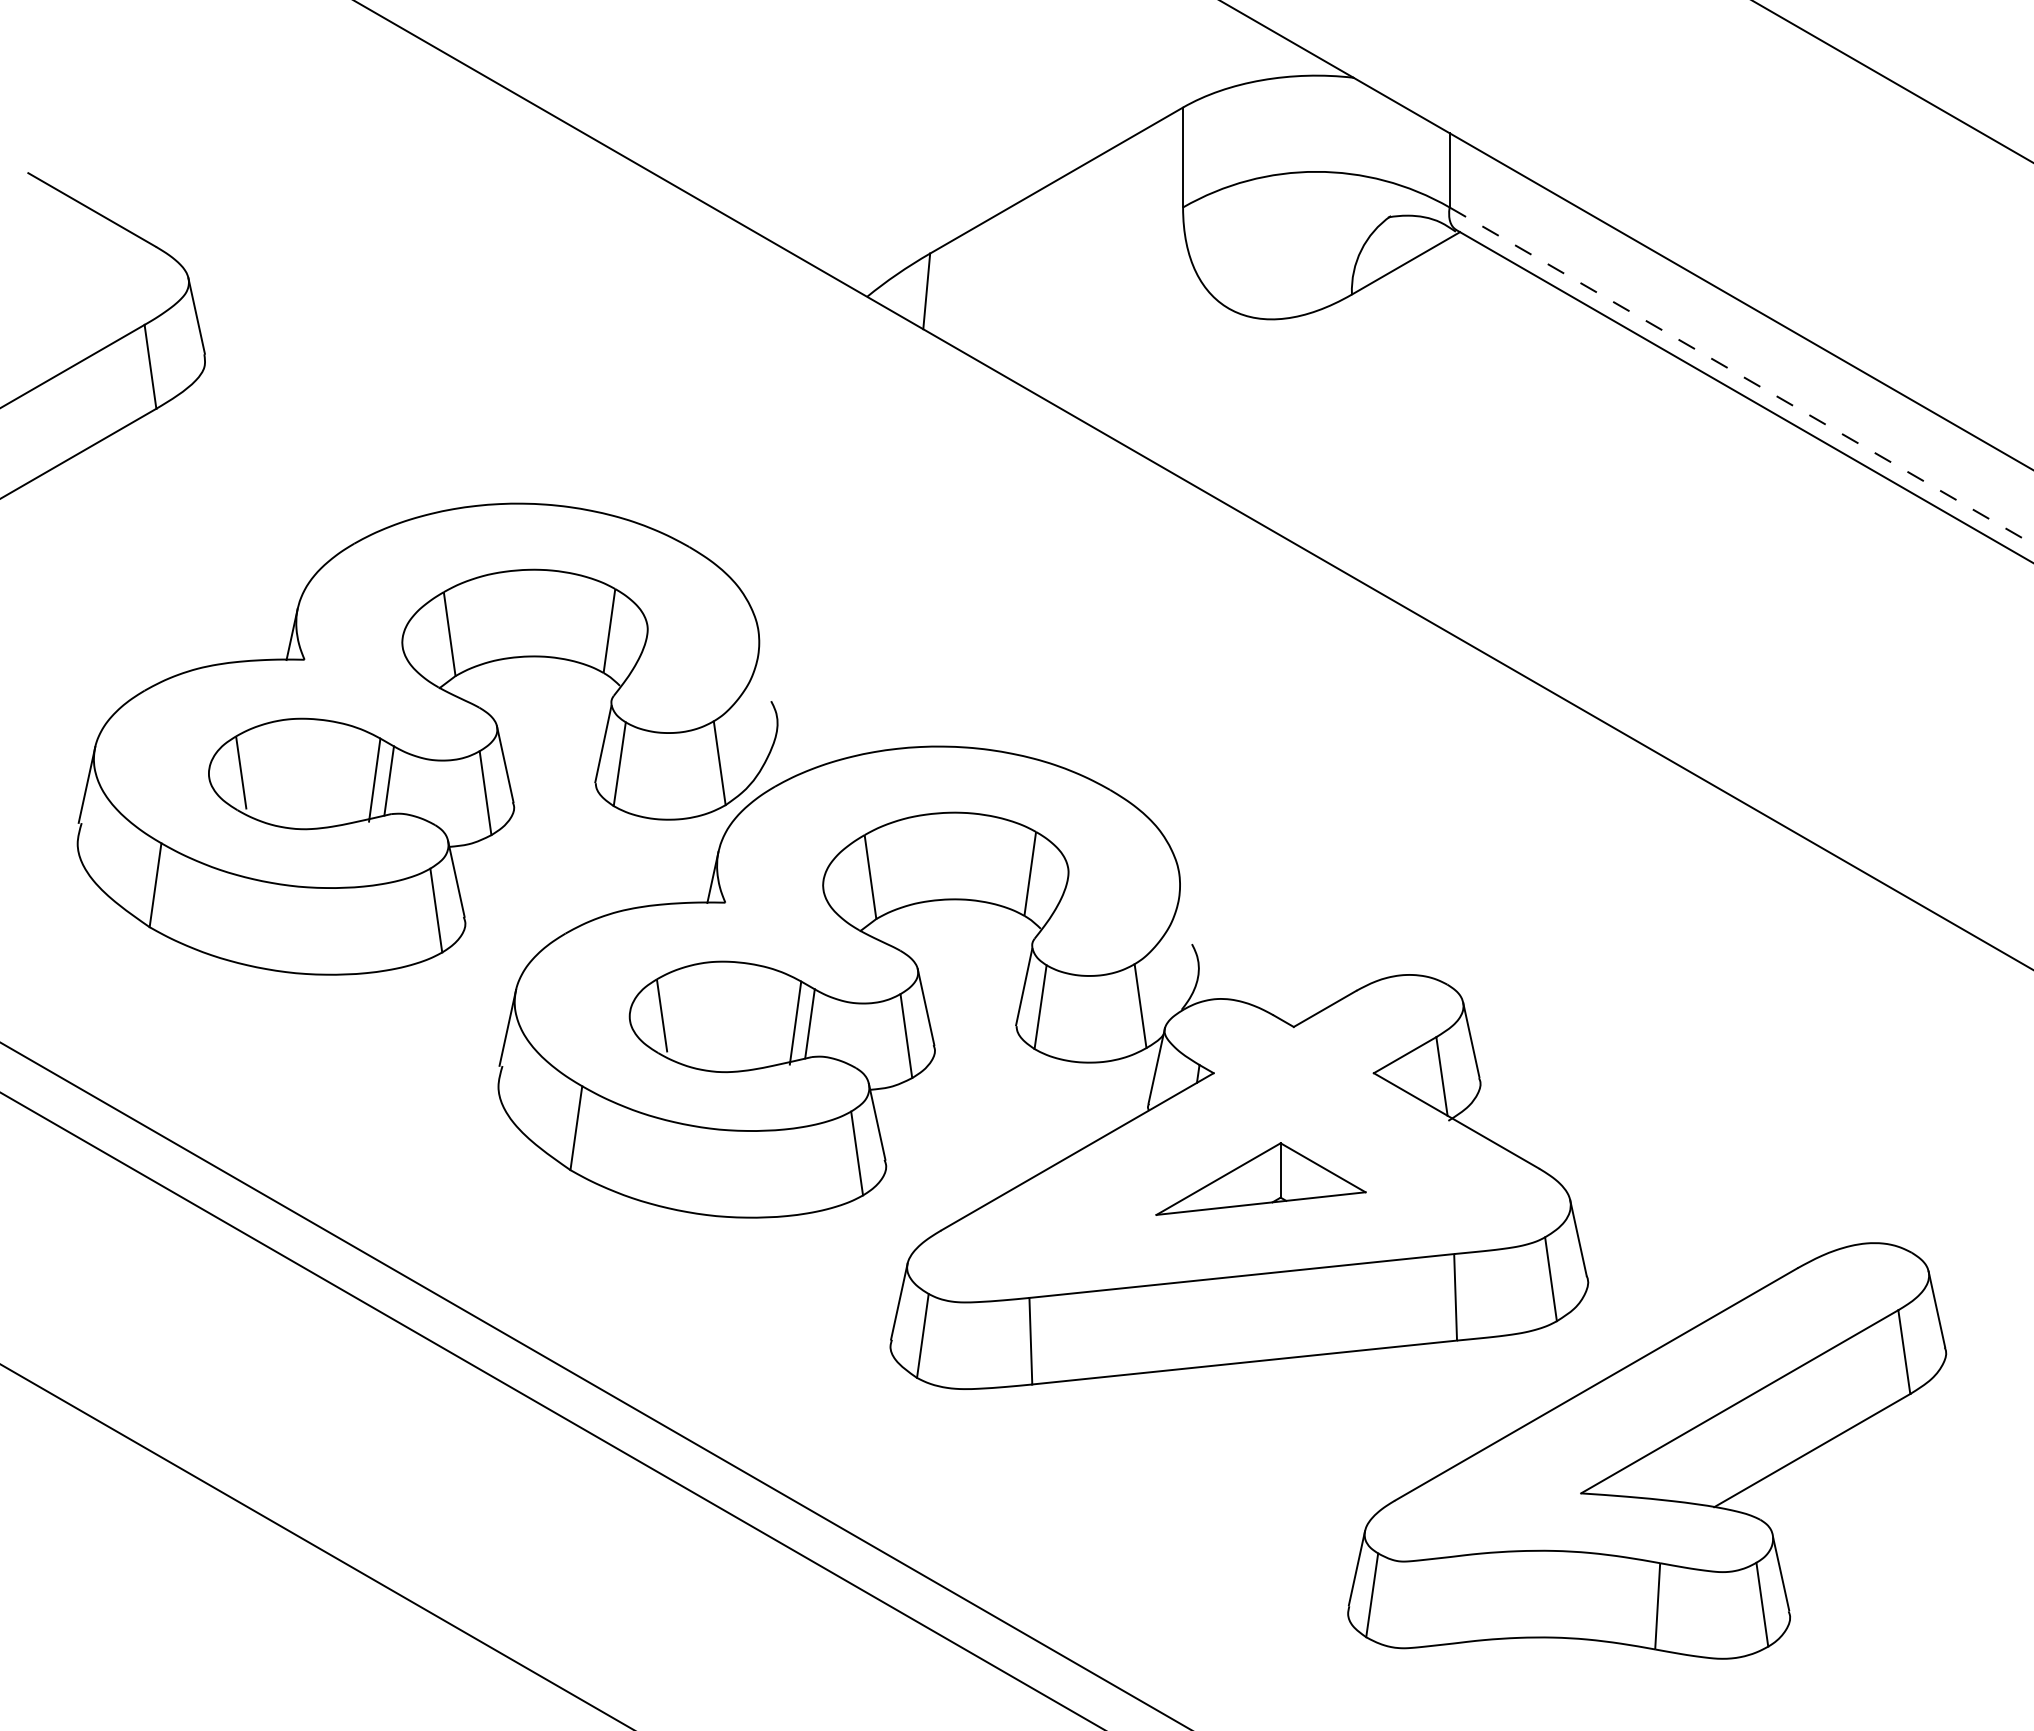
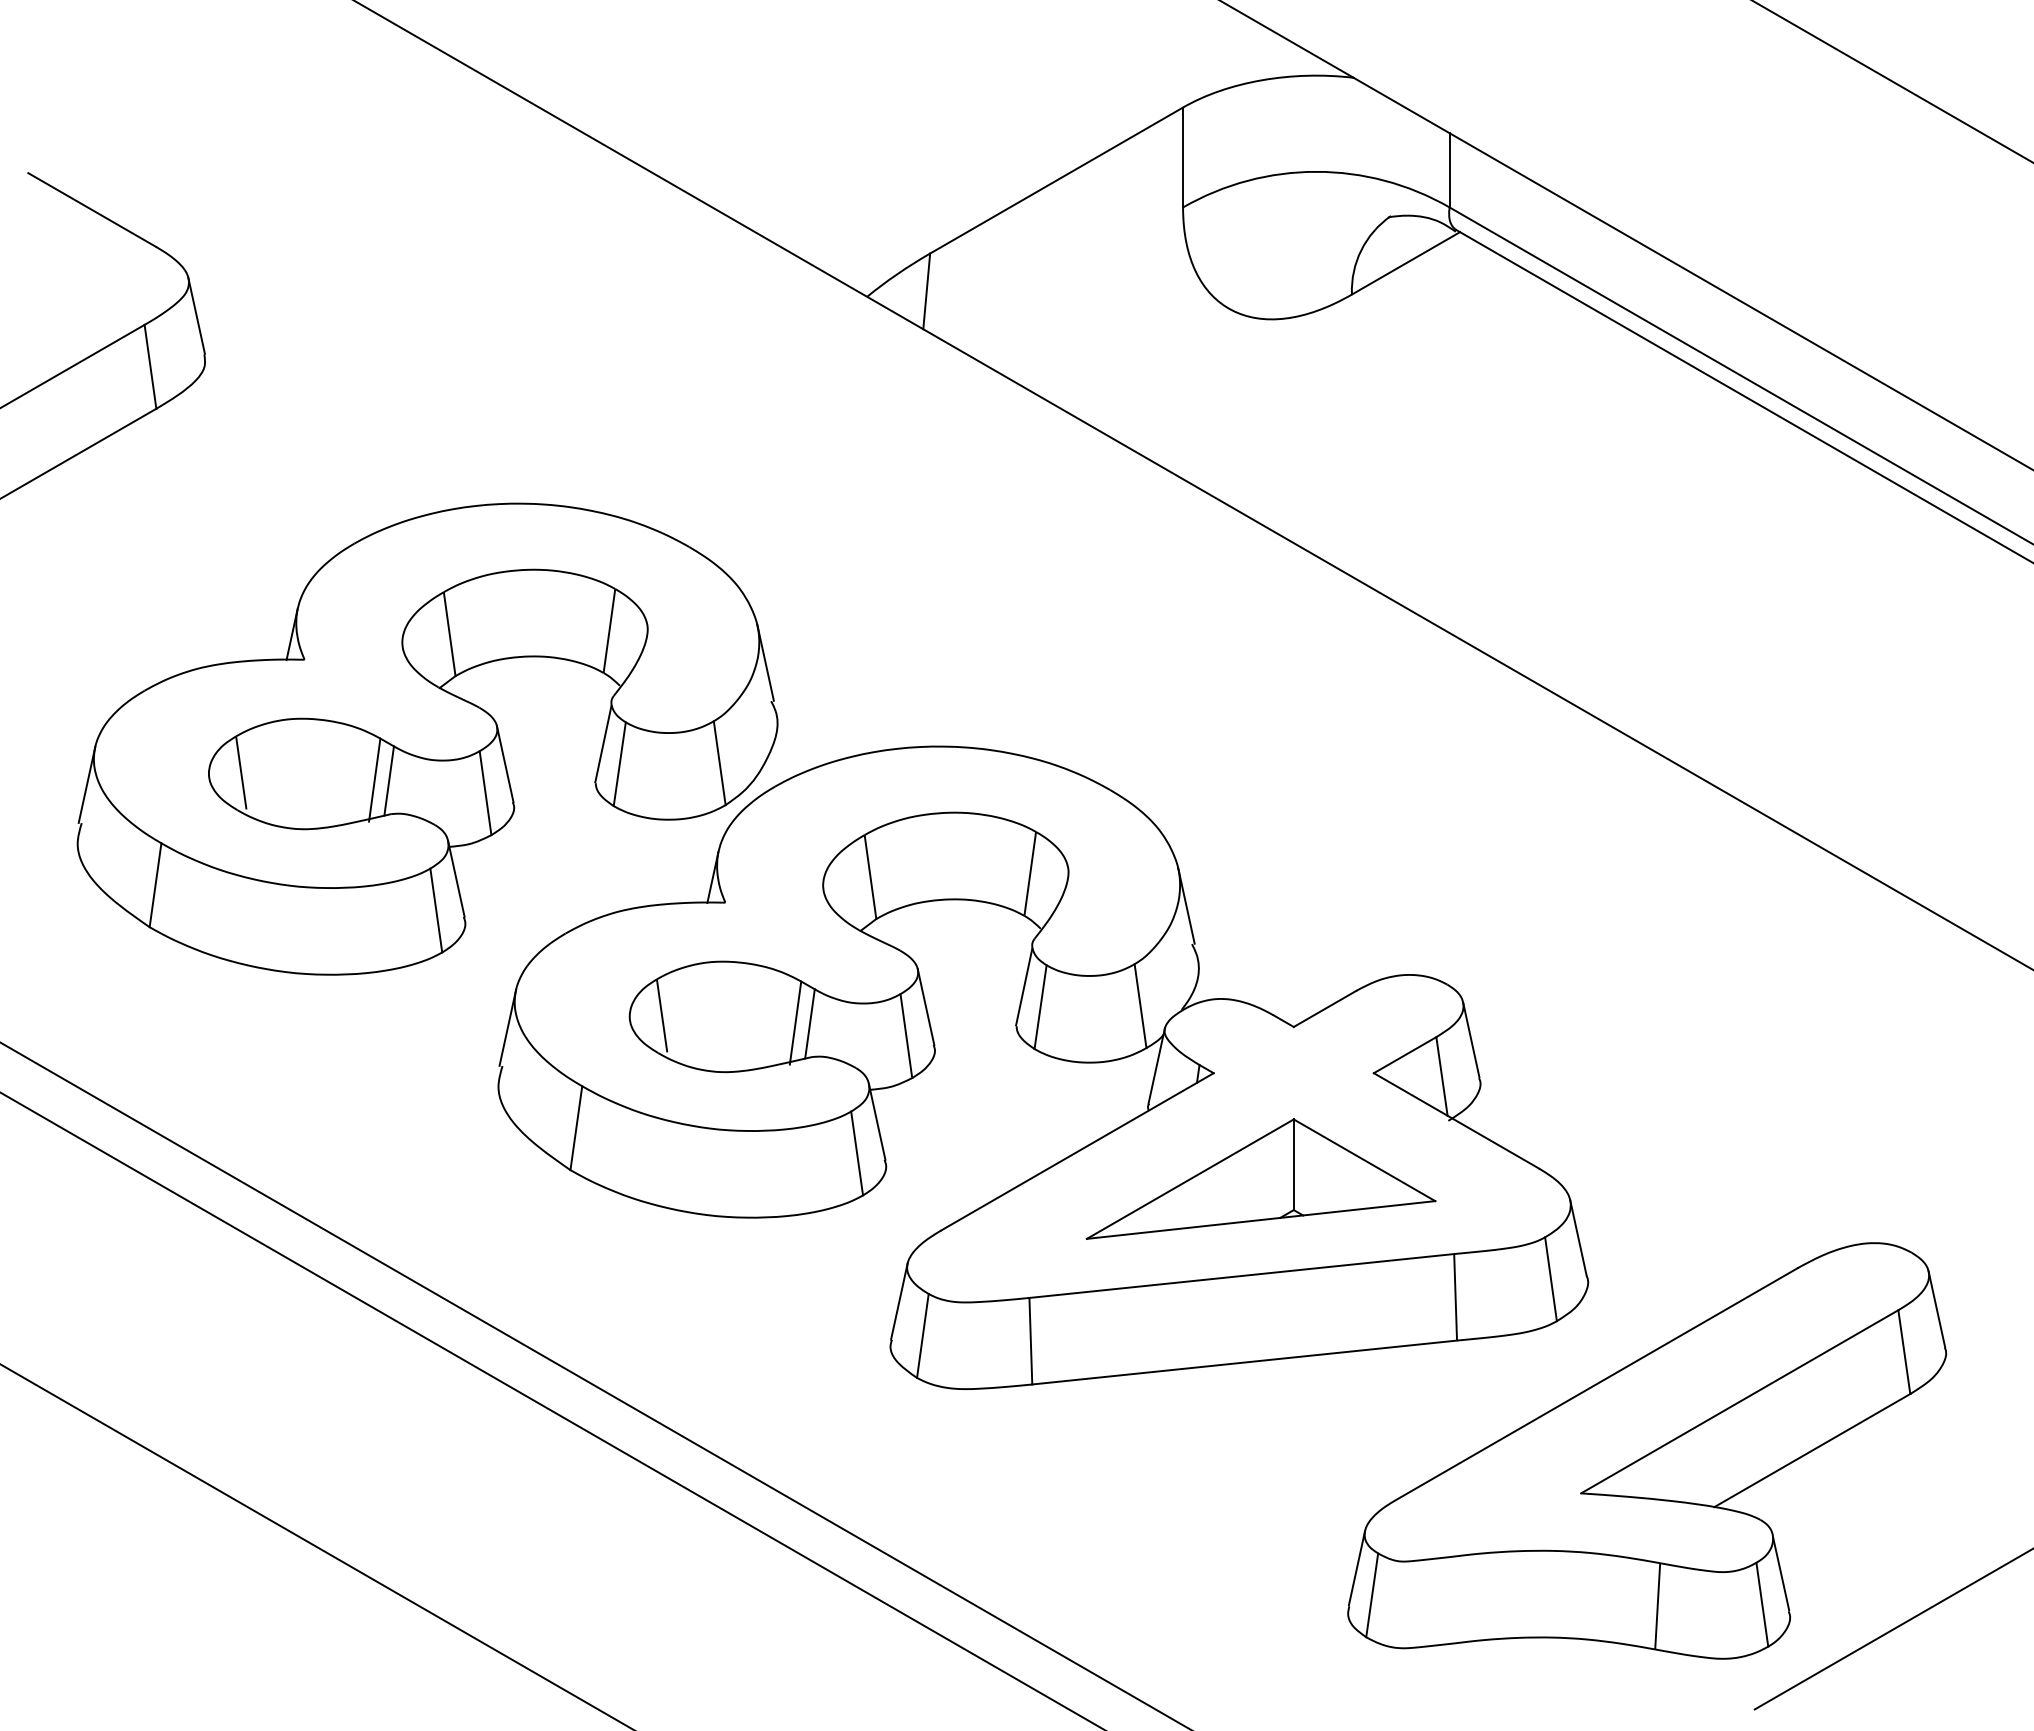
line: dashed -> solid (1742, 376)
line: none -> present (765, 662)
line: none -> present (1186, 905)
part size: 212x74 px -> 352x122 px (1260, 1178)
line: none -> present (1892, 1629)
